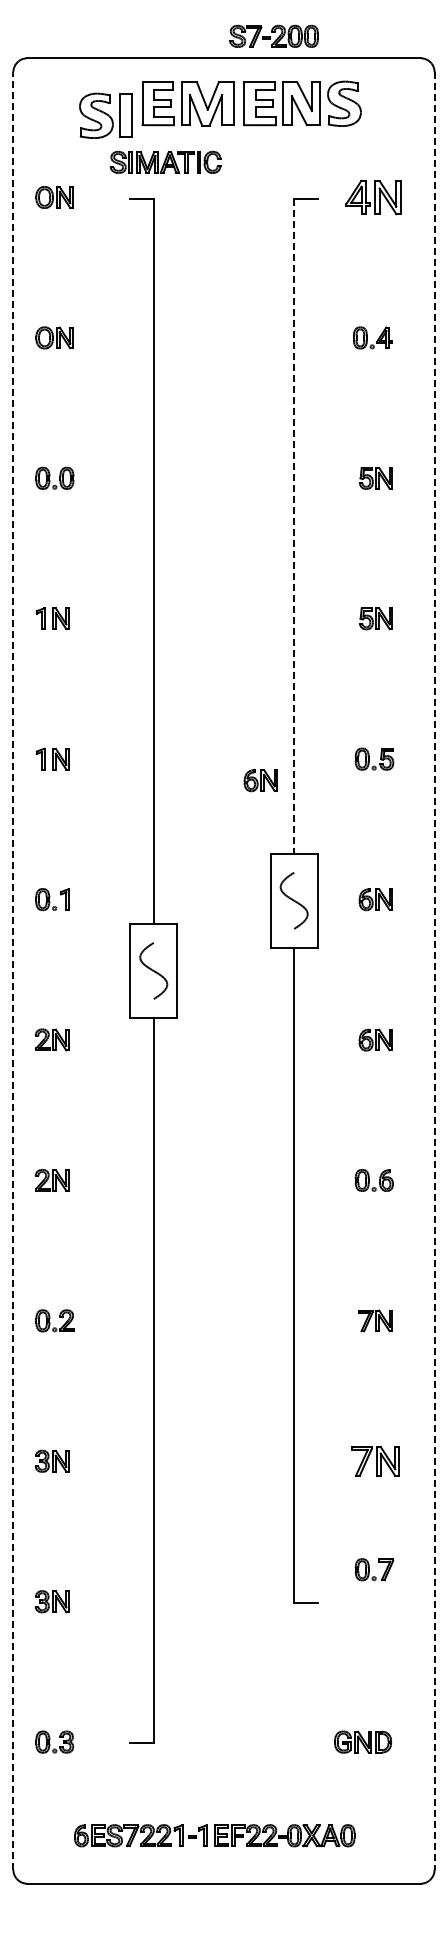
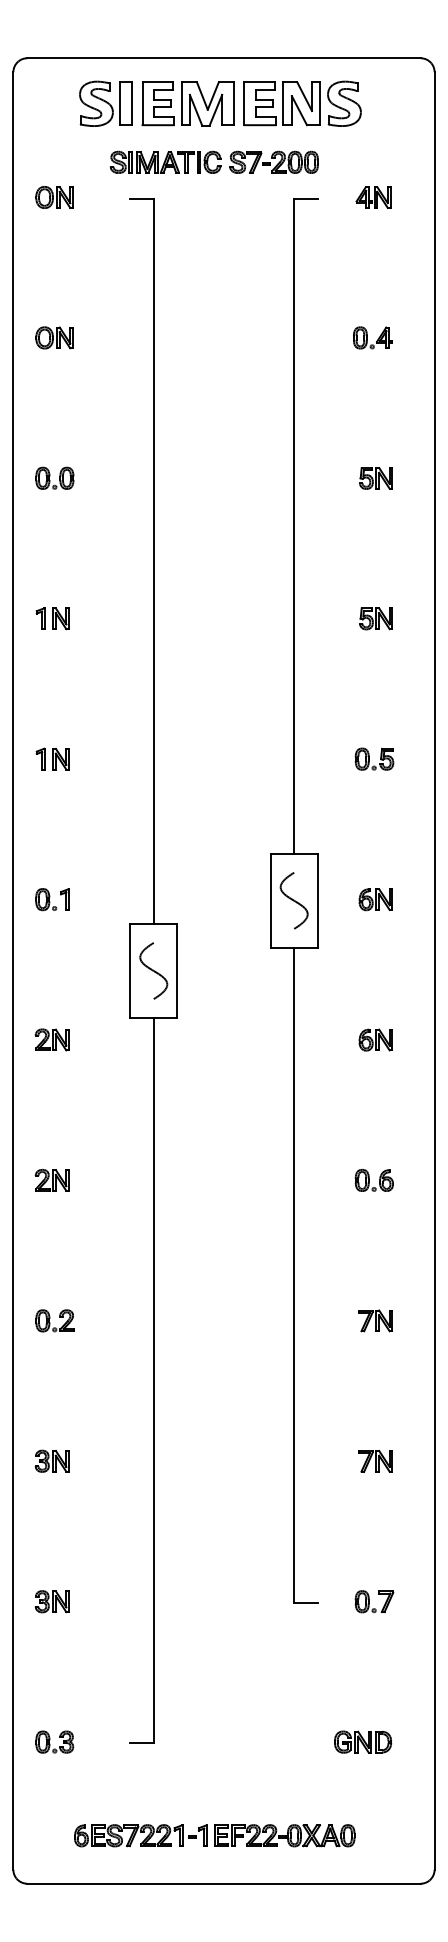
part position: (273, 35) -> (273, 161) (273, 161)
part position: (105, 115) -> (105, 103) (105, 103)
part size: 57x36 px -> 37x23 px (373, 197)
line: dashed -> solid (294, 526)
part: present -> none (260, 780)
line: dashed -> solid (13, 970)
line: dashed -> solid (434, 970)
part size: 49x31 px -> 35x24 px (375, 1460)
part position: (374, 1569) -> (374, 1601) (374, 1601)
